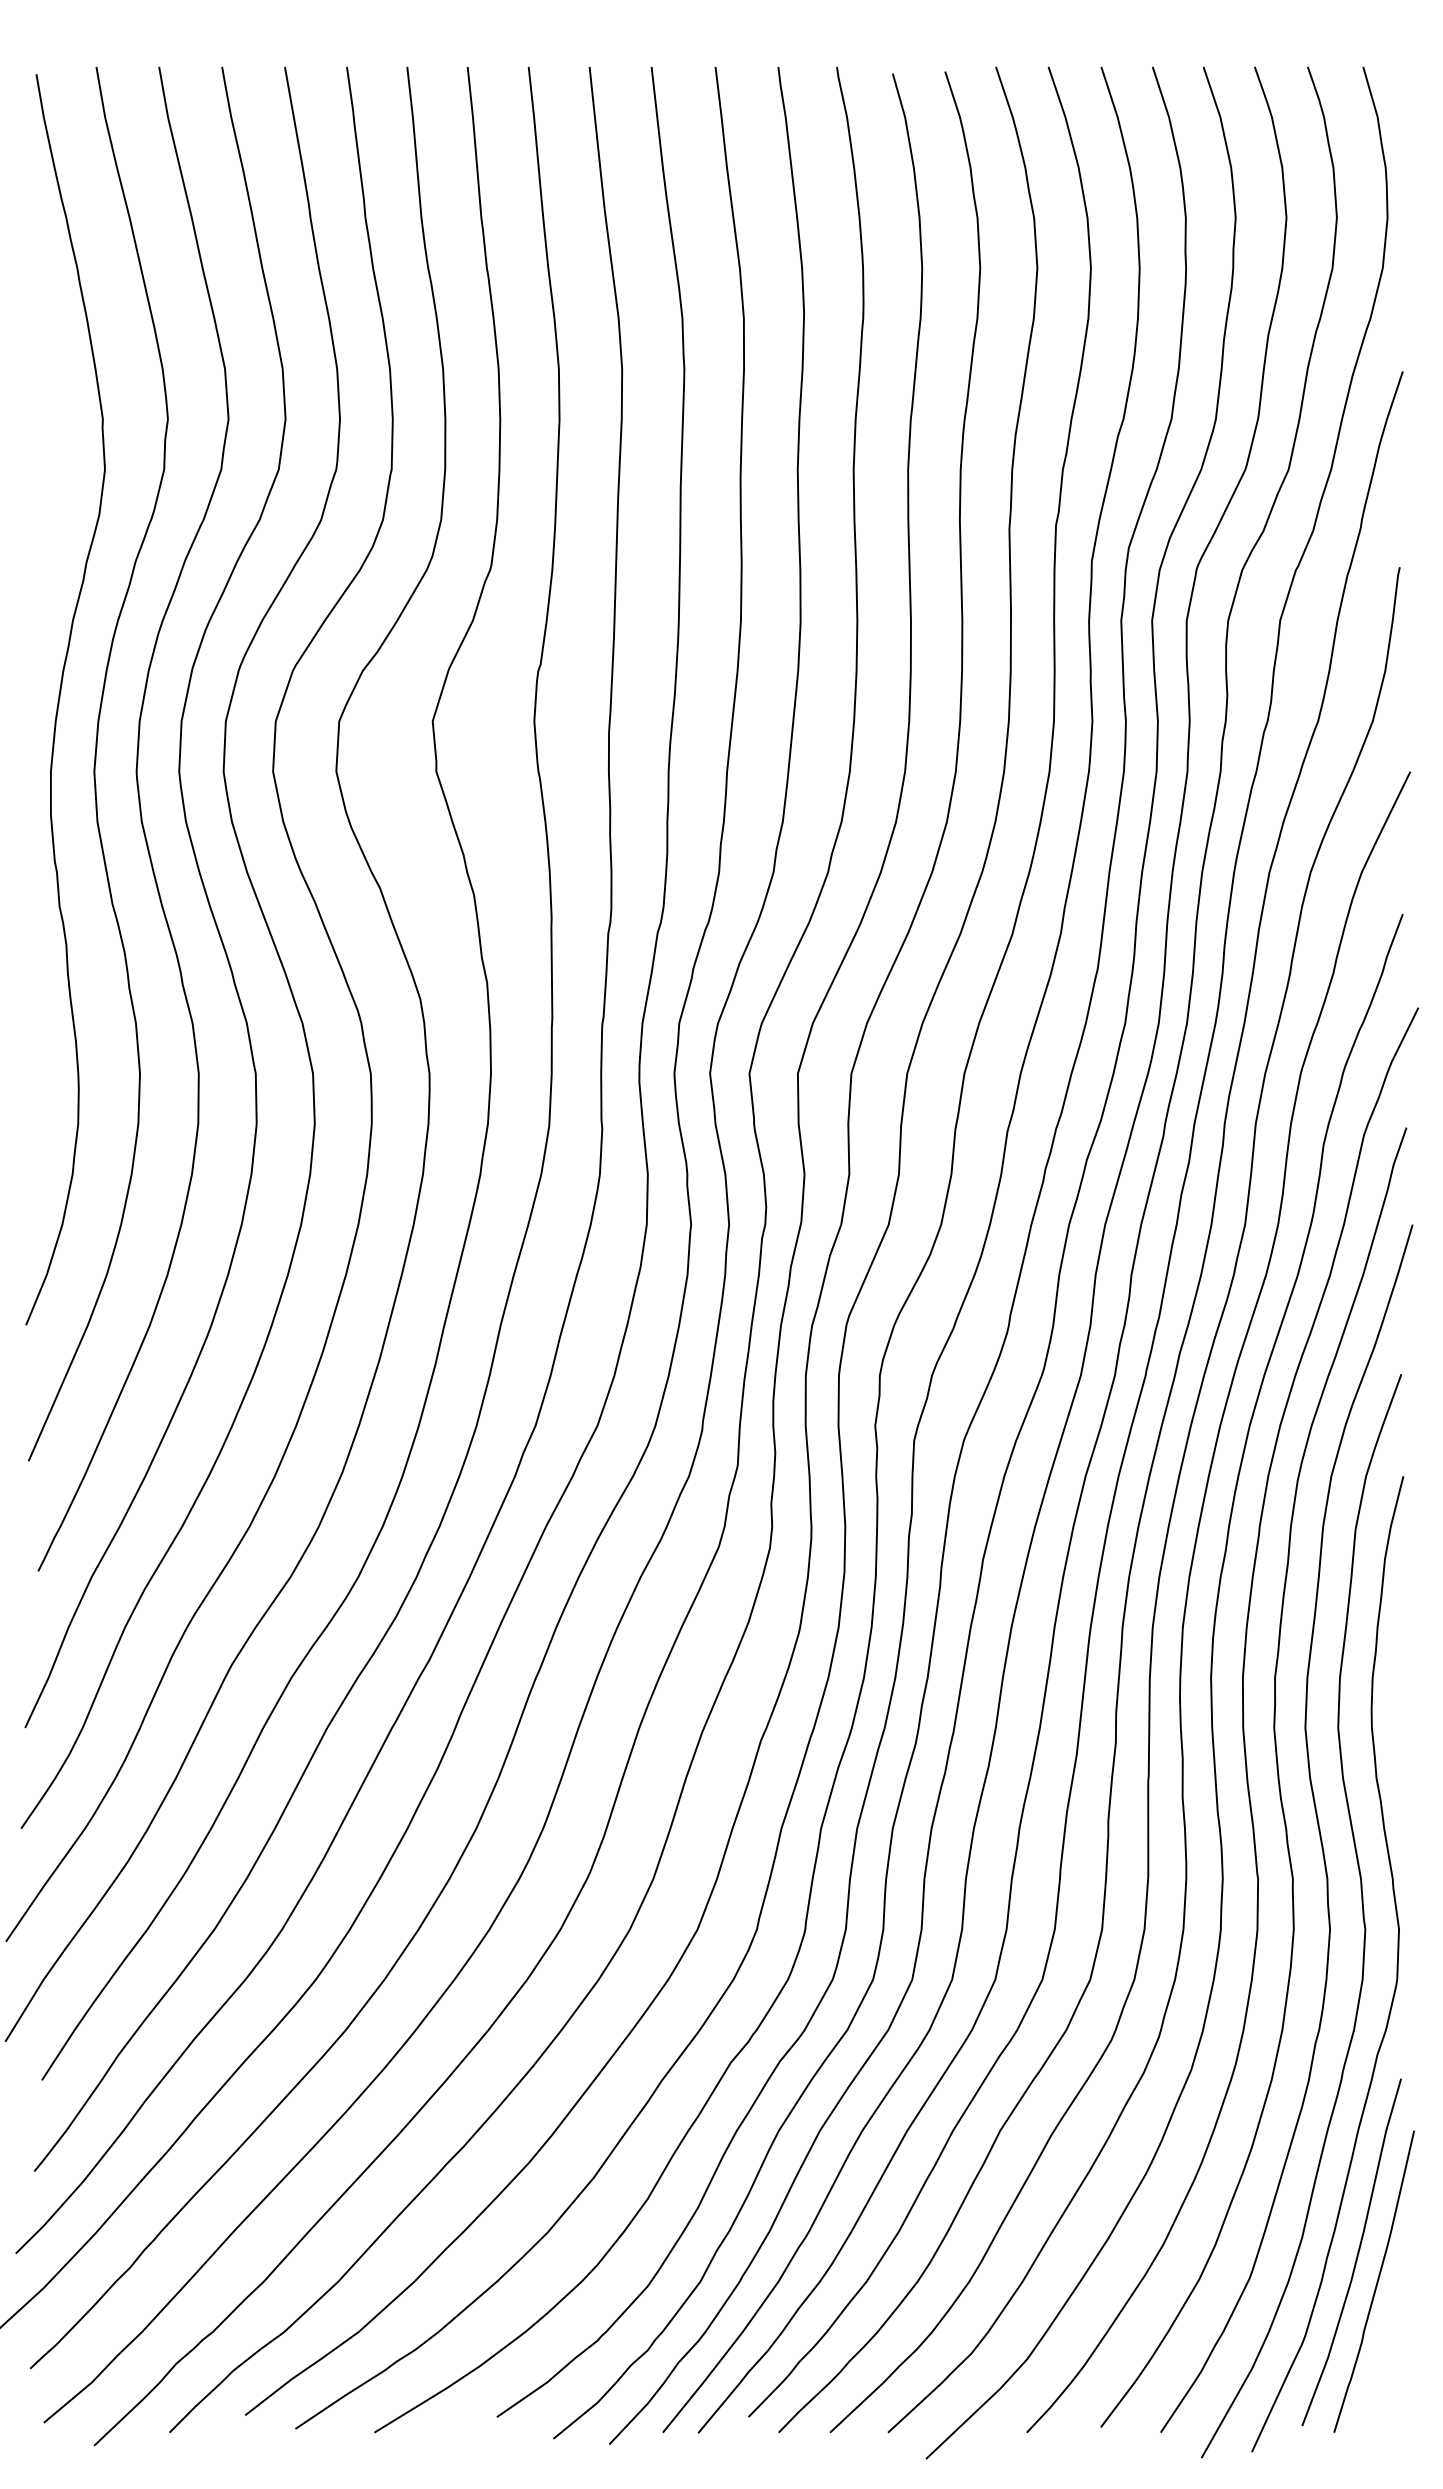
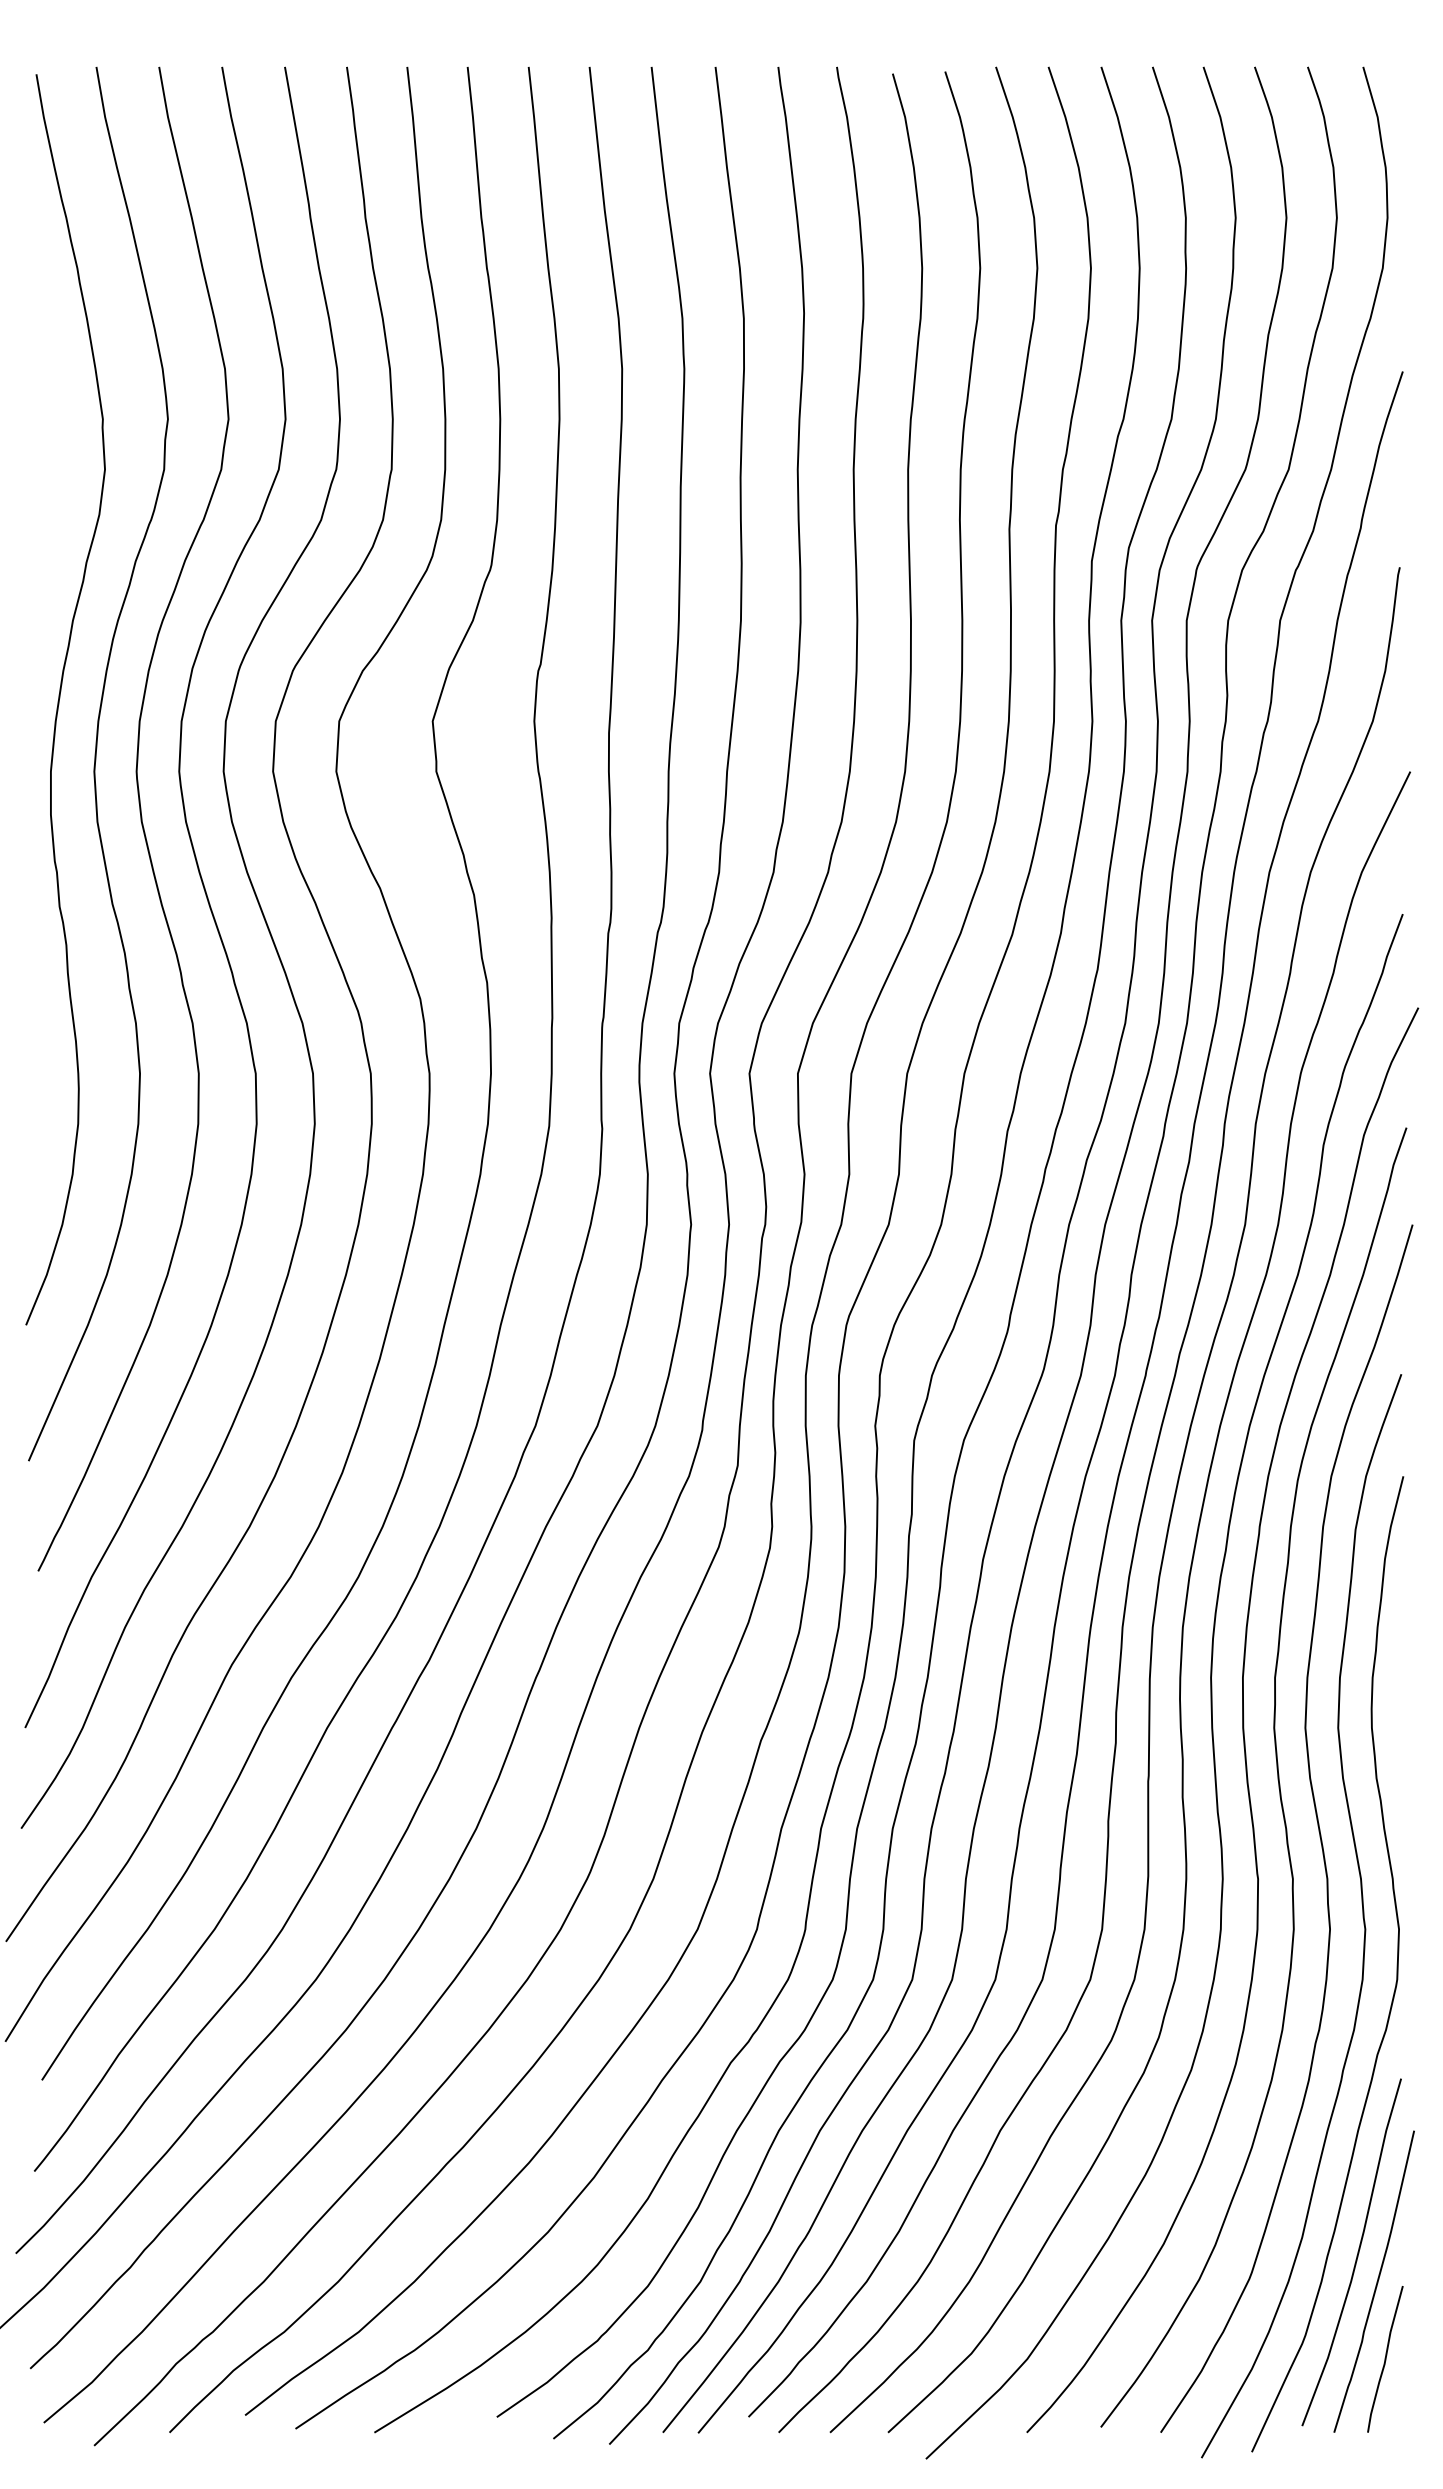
curve: none -> present (1385, 2359)
